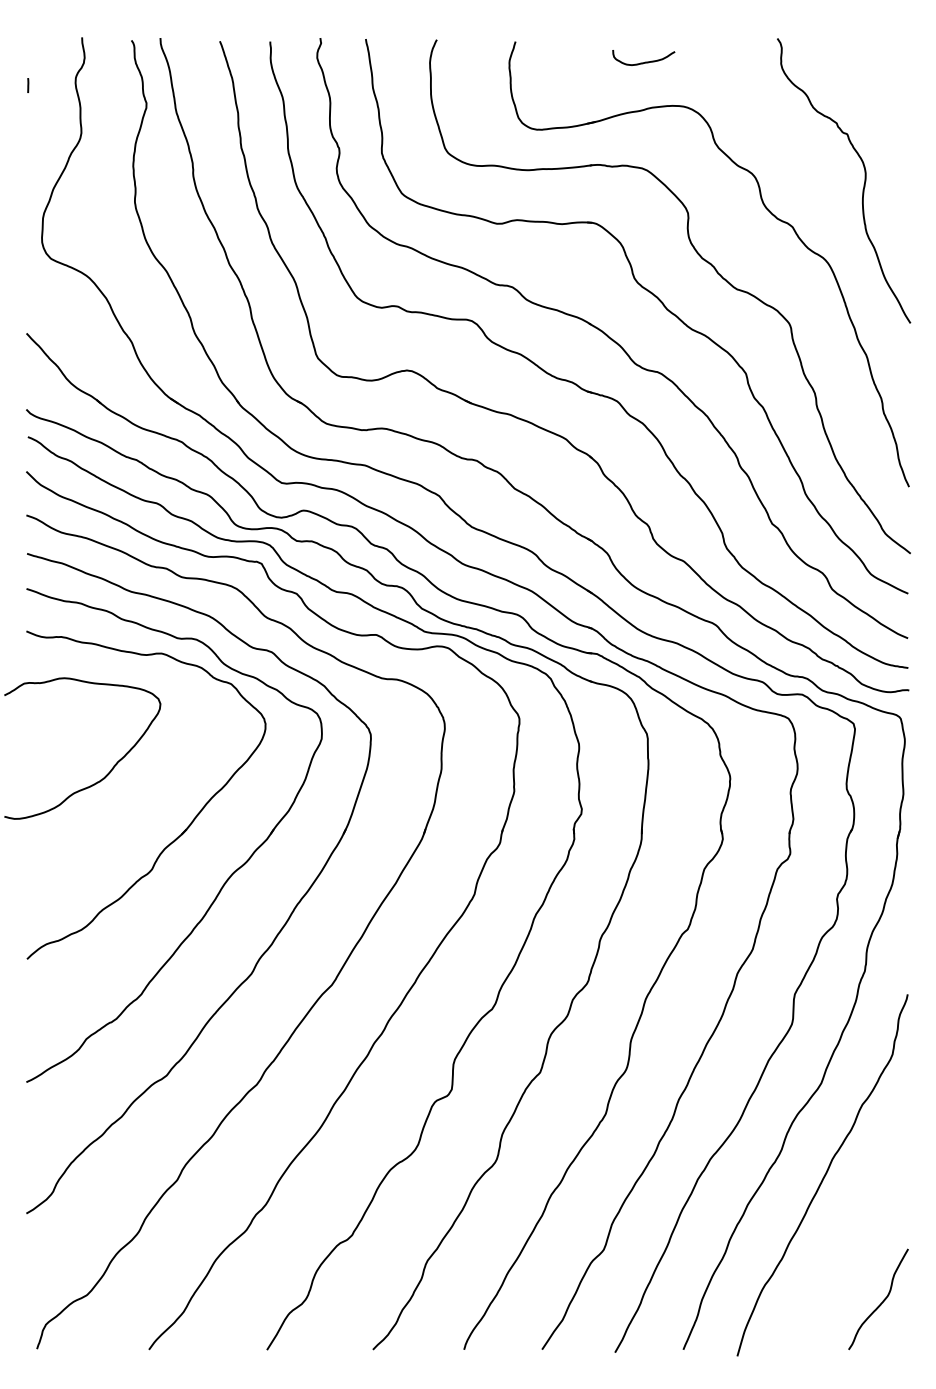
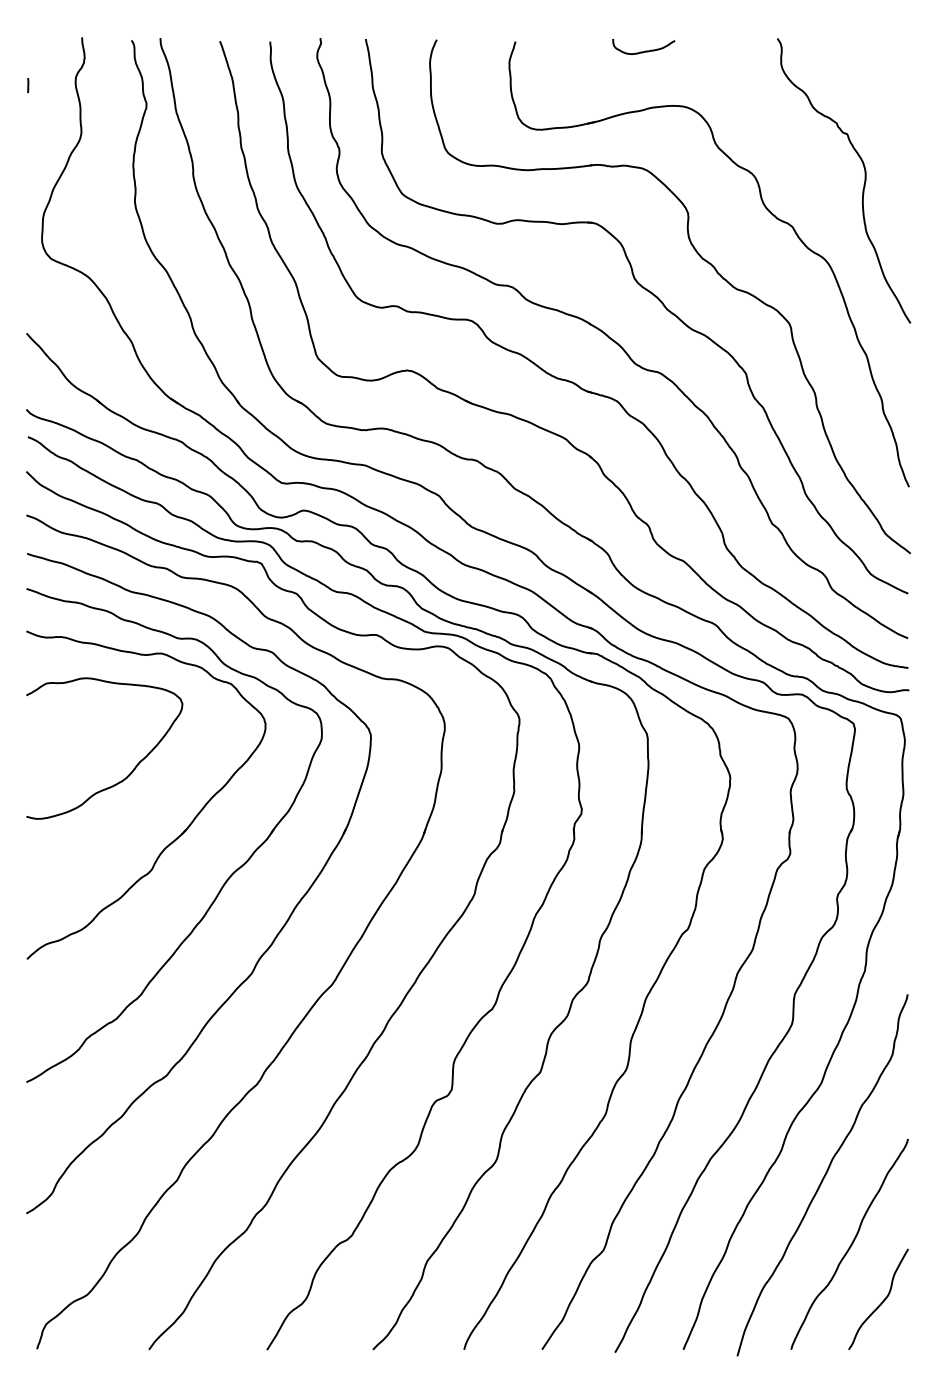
curve position: (645, 61) -> (645, 50) (645, 50)
curve position: (111, 768) -> (133, 768) (133, 768)
curve: none -> present (850, 1244)
